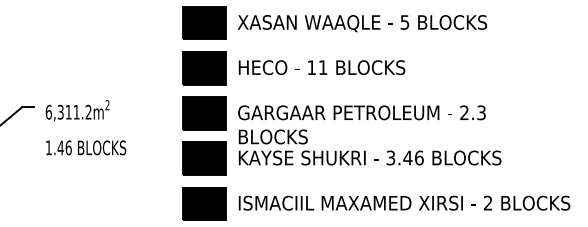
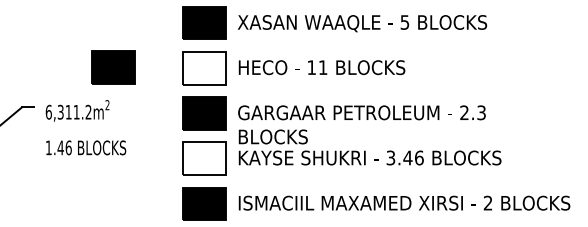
part: none -> present (113, 67)
fill: present -> none (204, 68)
fill: present -> none (204, 158)
